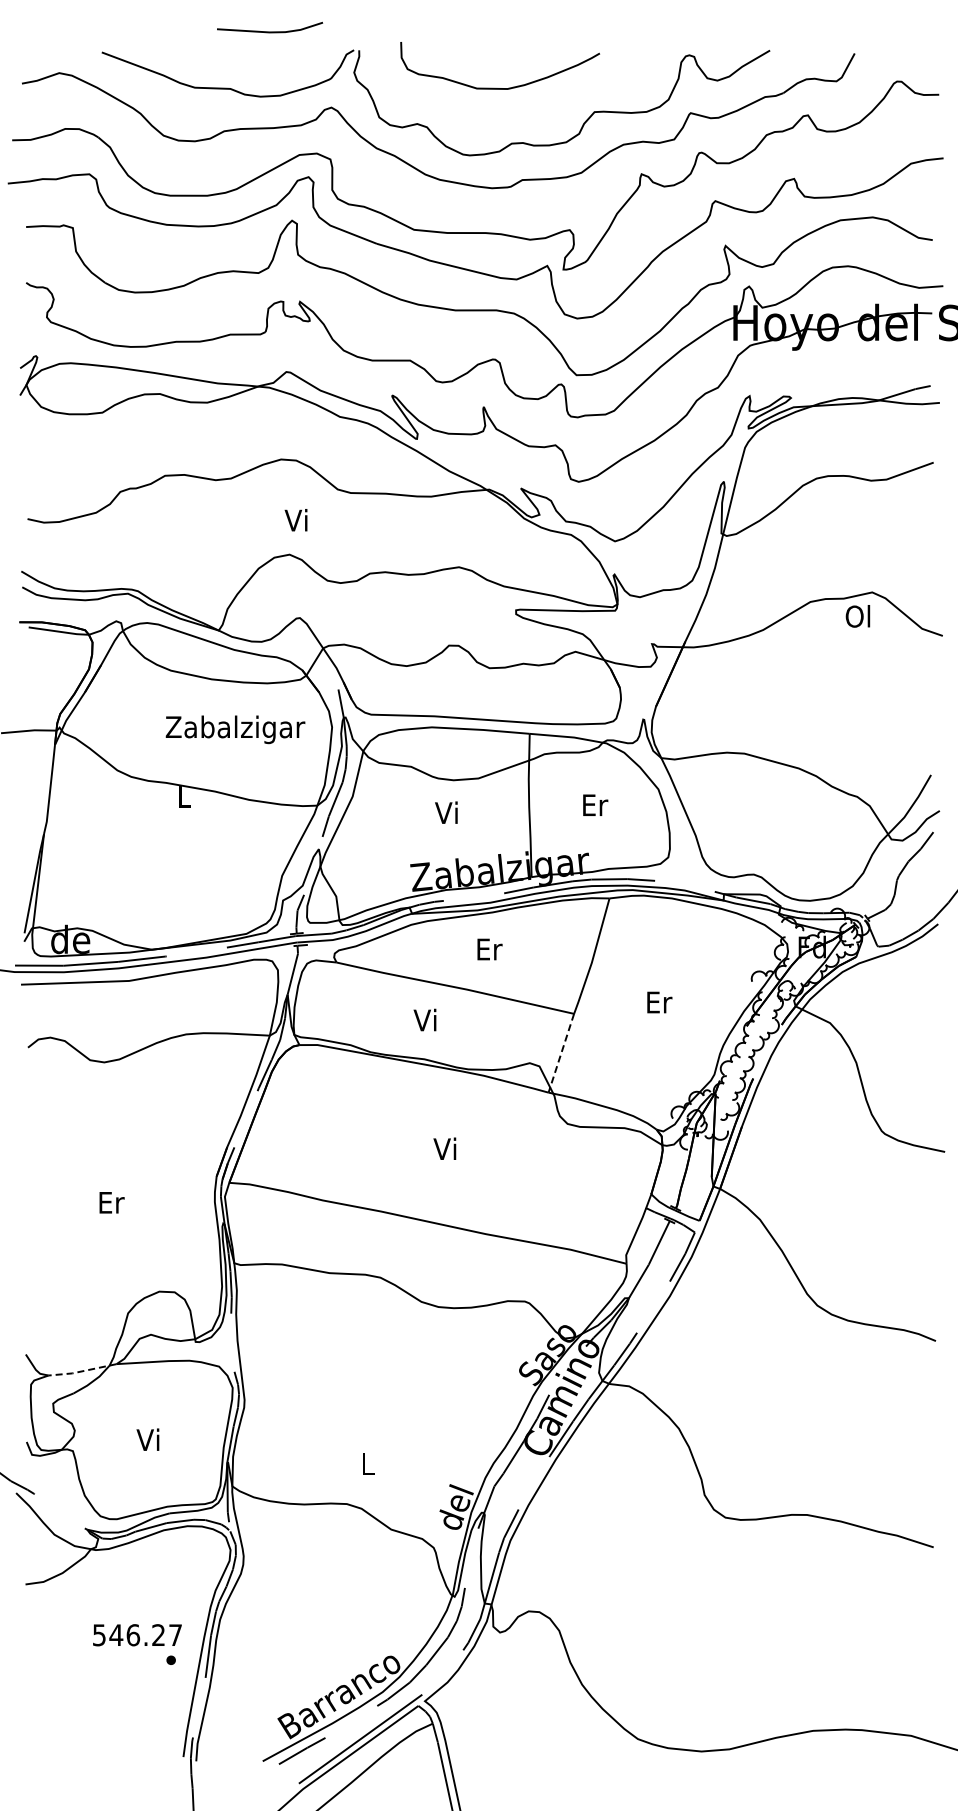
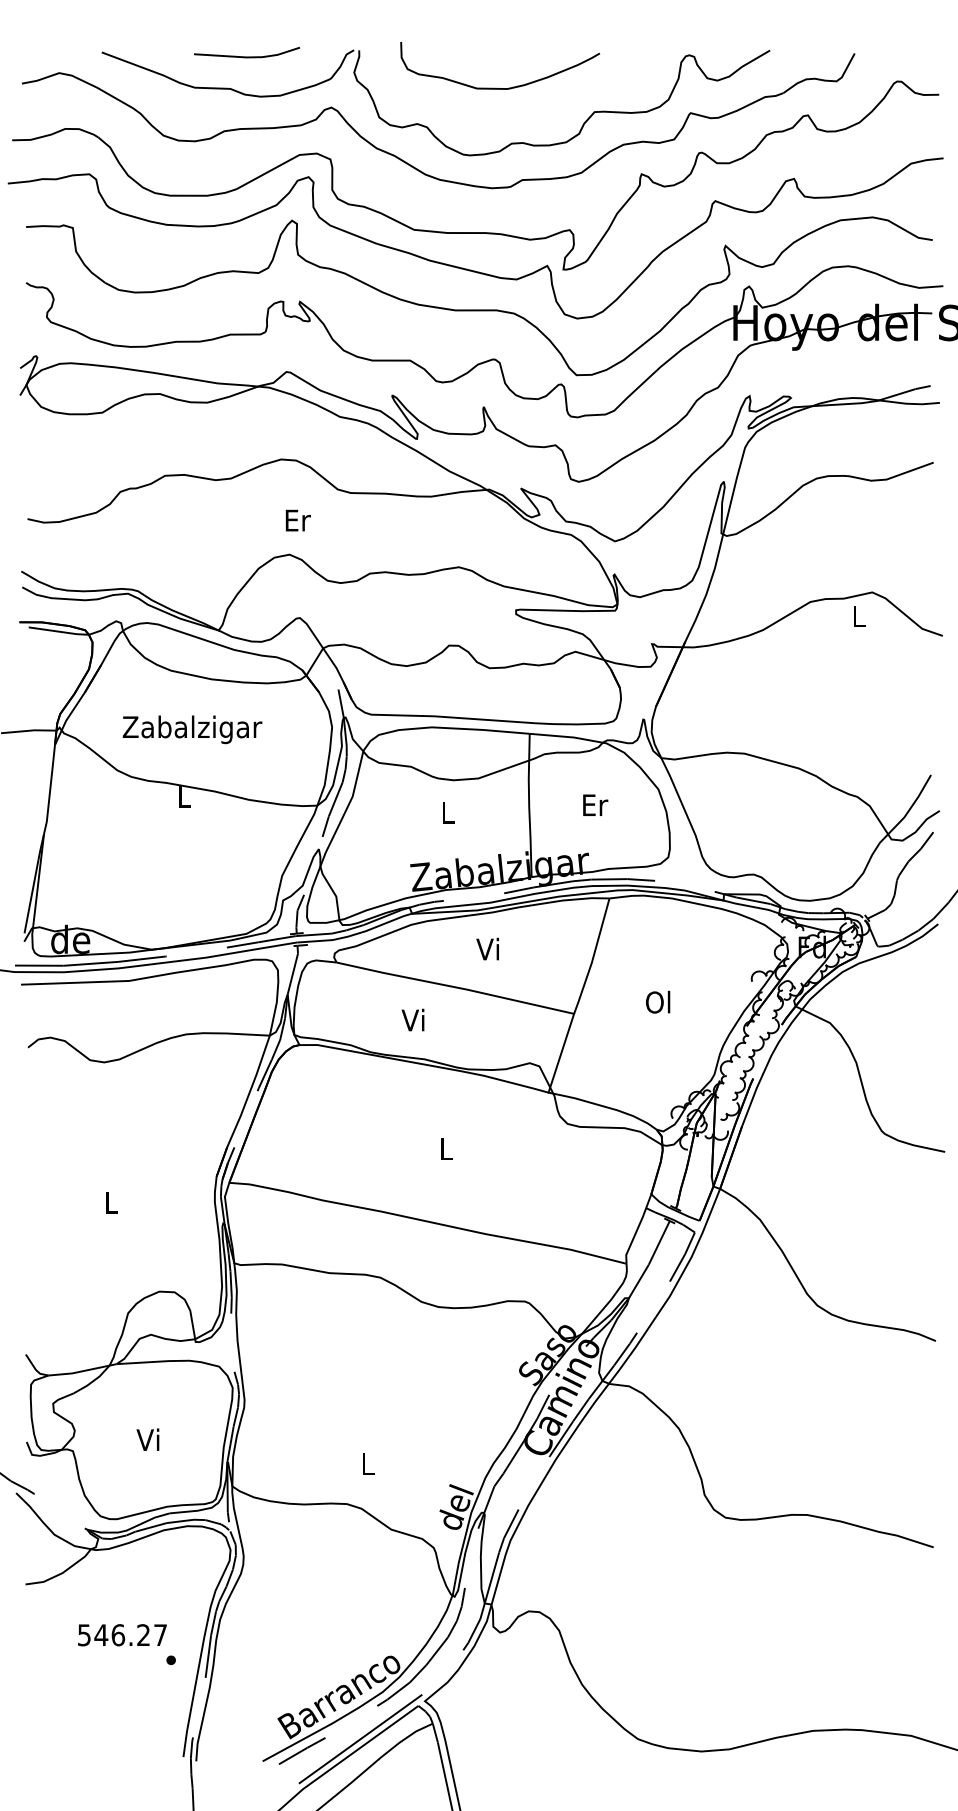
line position: (270, 31) -> (247, 56) (247, 56)
text: Vi -> Er (297, 520)
text: Ol -> L (857, 616)
text position: (235, 729) -> (192, 729) (192, 729)
text: Vi -> L (446, 812)
text: Er -> Vi (489, 948)
text: Er -> Ol (659, 1001)
text position: (424, 1019) -> (412, 1019) (412, 1019)
line: dashed -> solid (561, 1053)
text: Vi -> L (444, 1148)
text: Er -> L (111, 1202)
line: dashed -> solid (81, 1371)
text position: (137, 1635) -> (122, 1635) (122, 1635)
